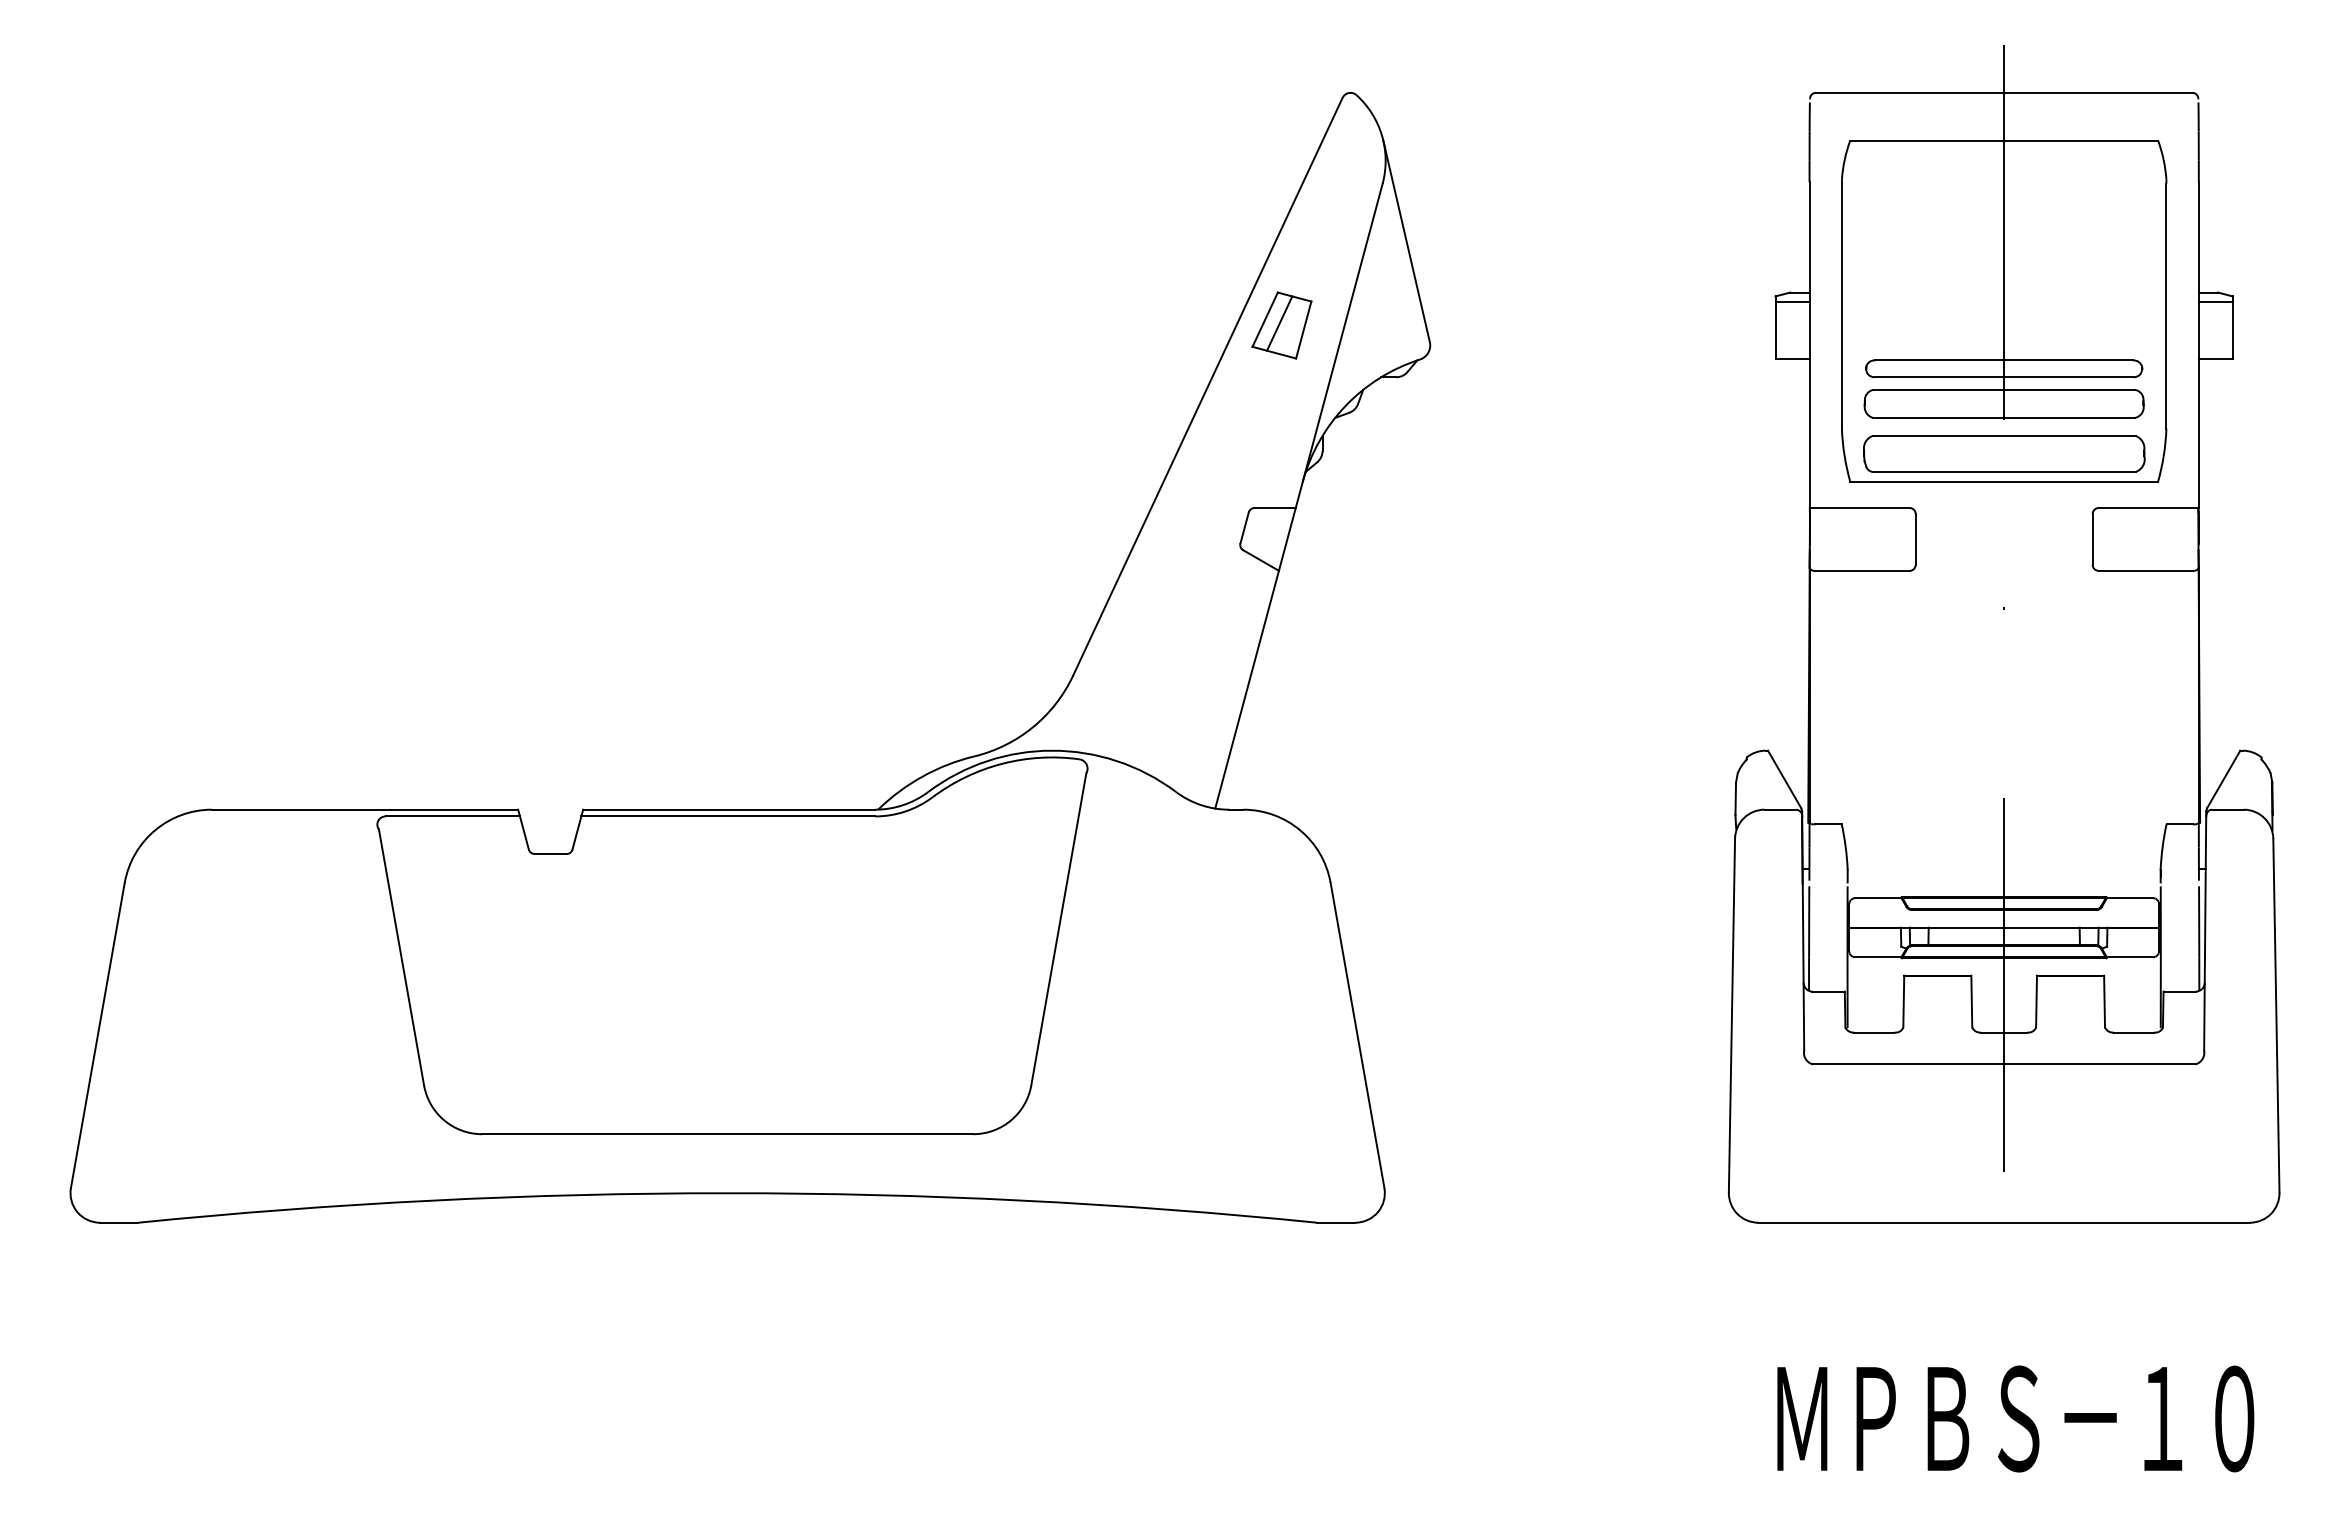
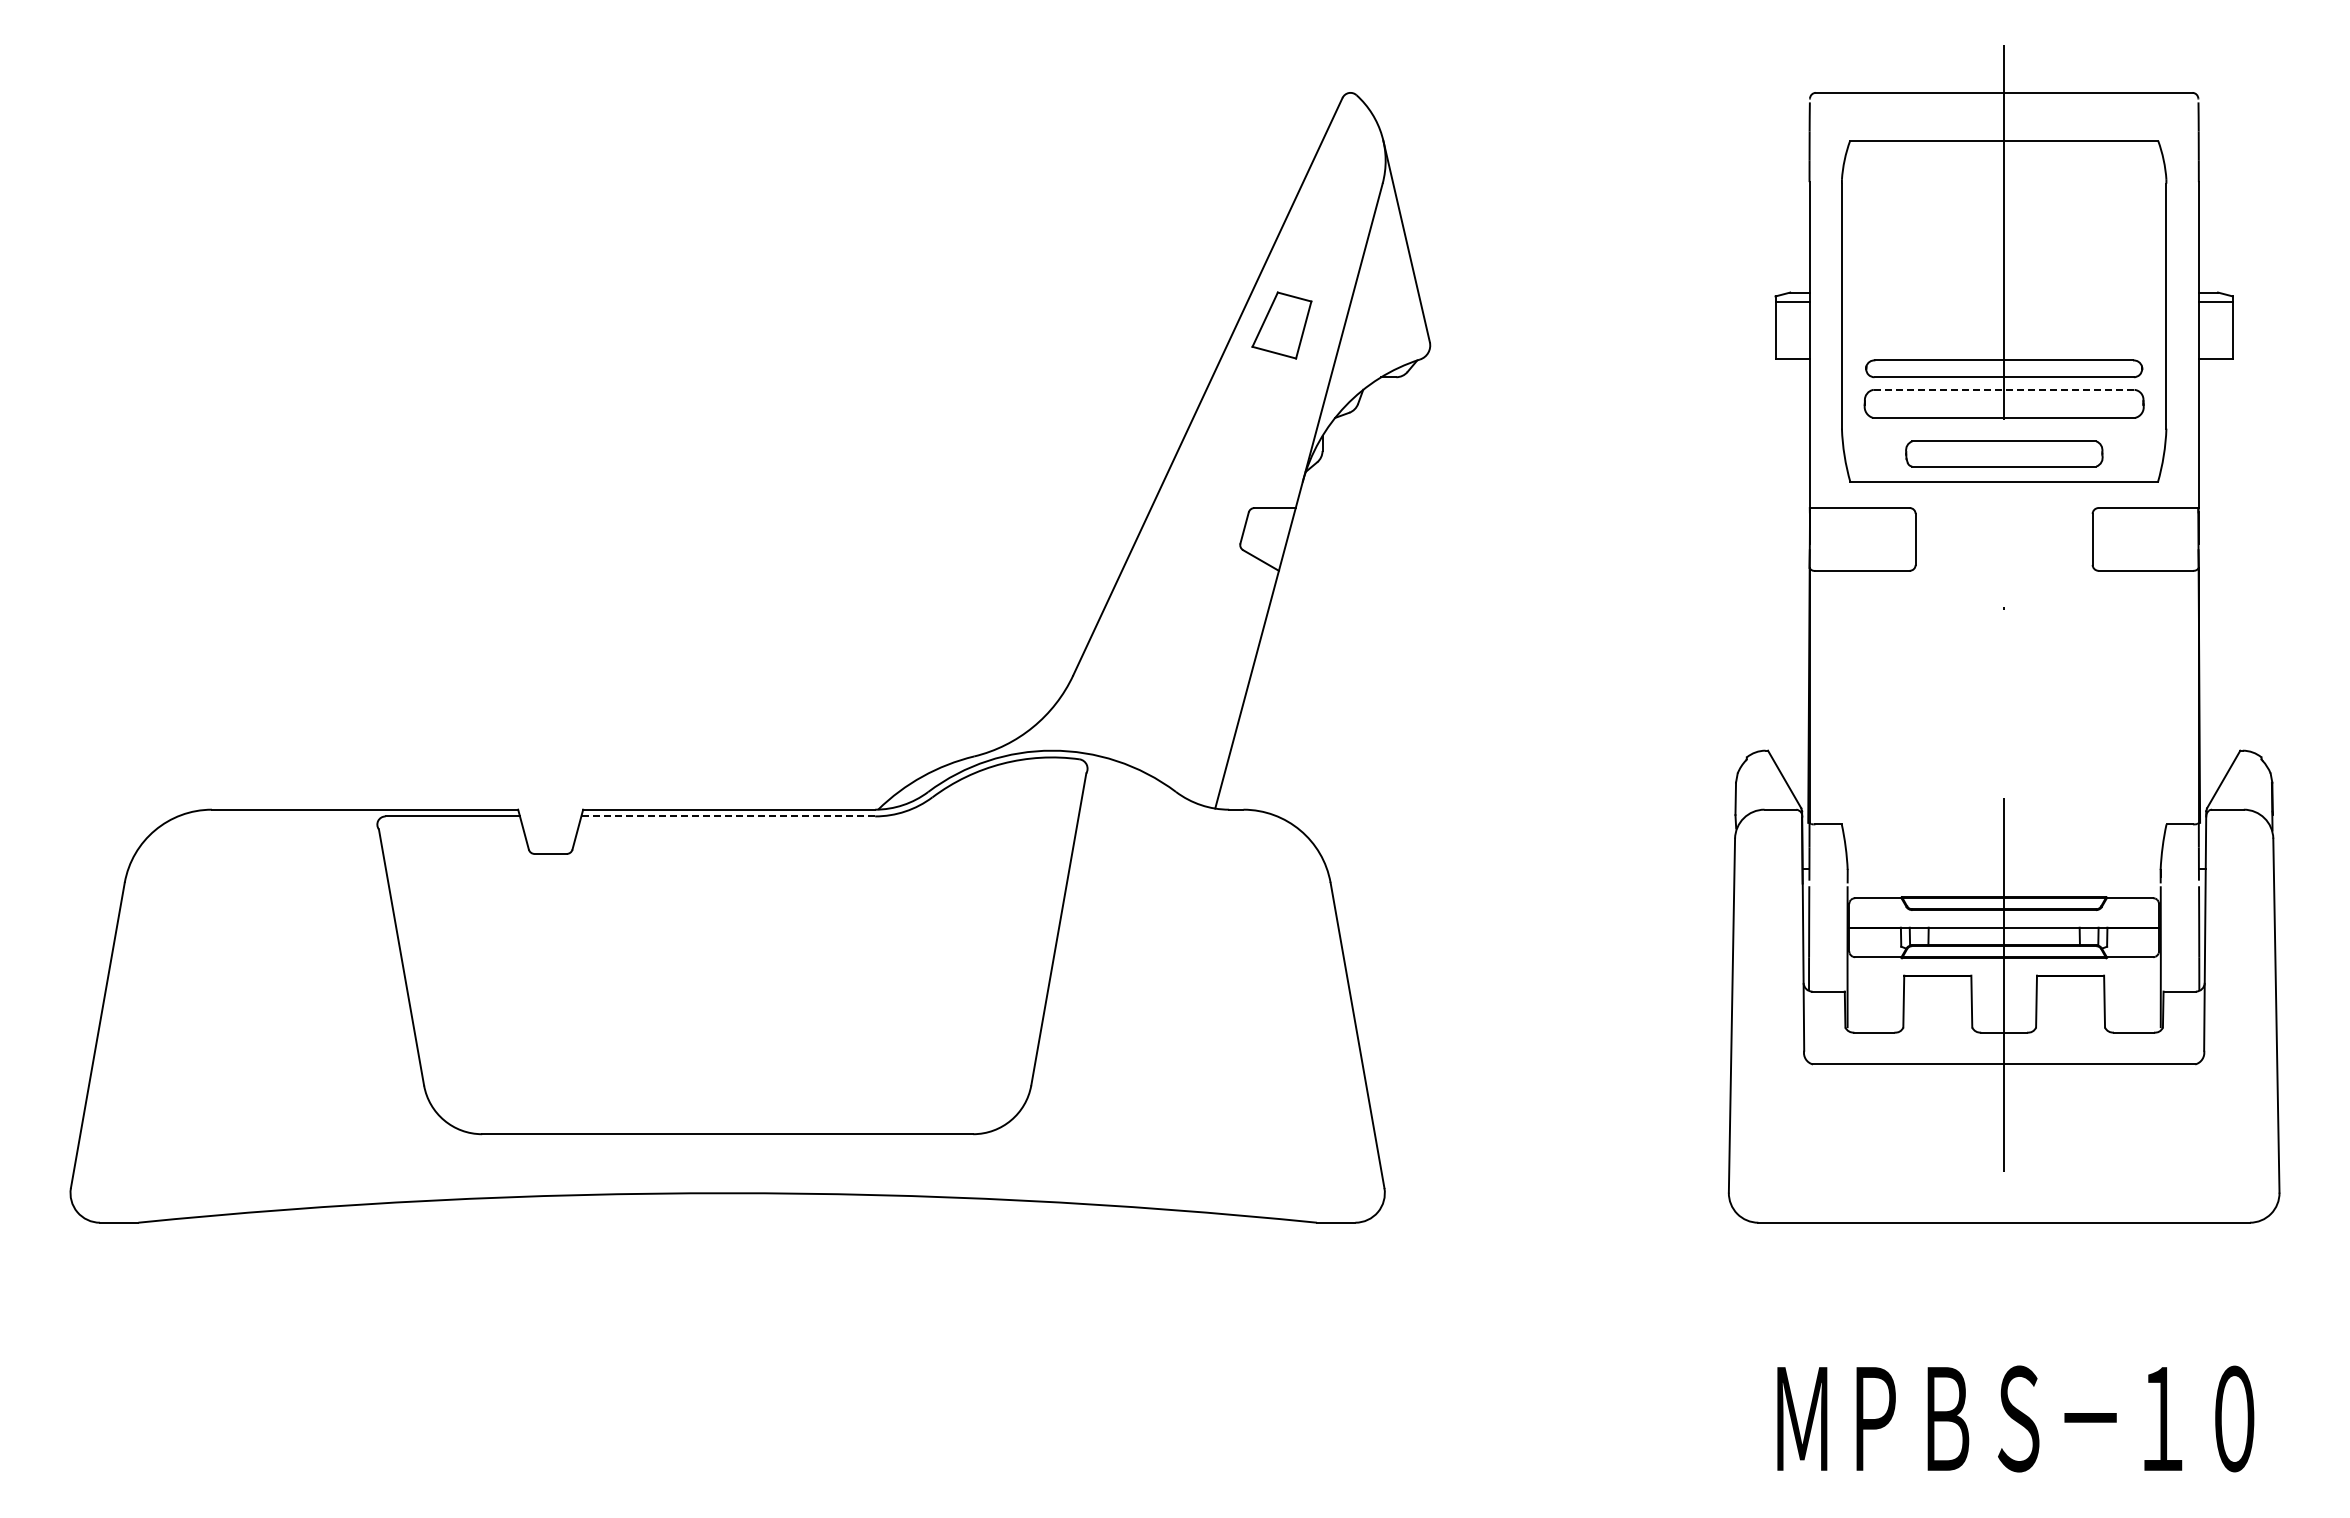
line: present -> none (1279, 323)
line: solid -> dashed (2004, 389)
part size: 283x38 px -> 199x28 px (2004, 453)
line: solid -> dashed (728, 816)
